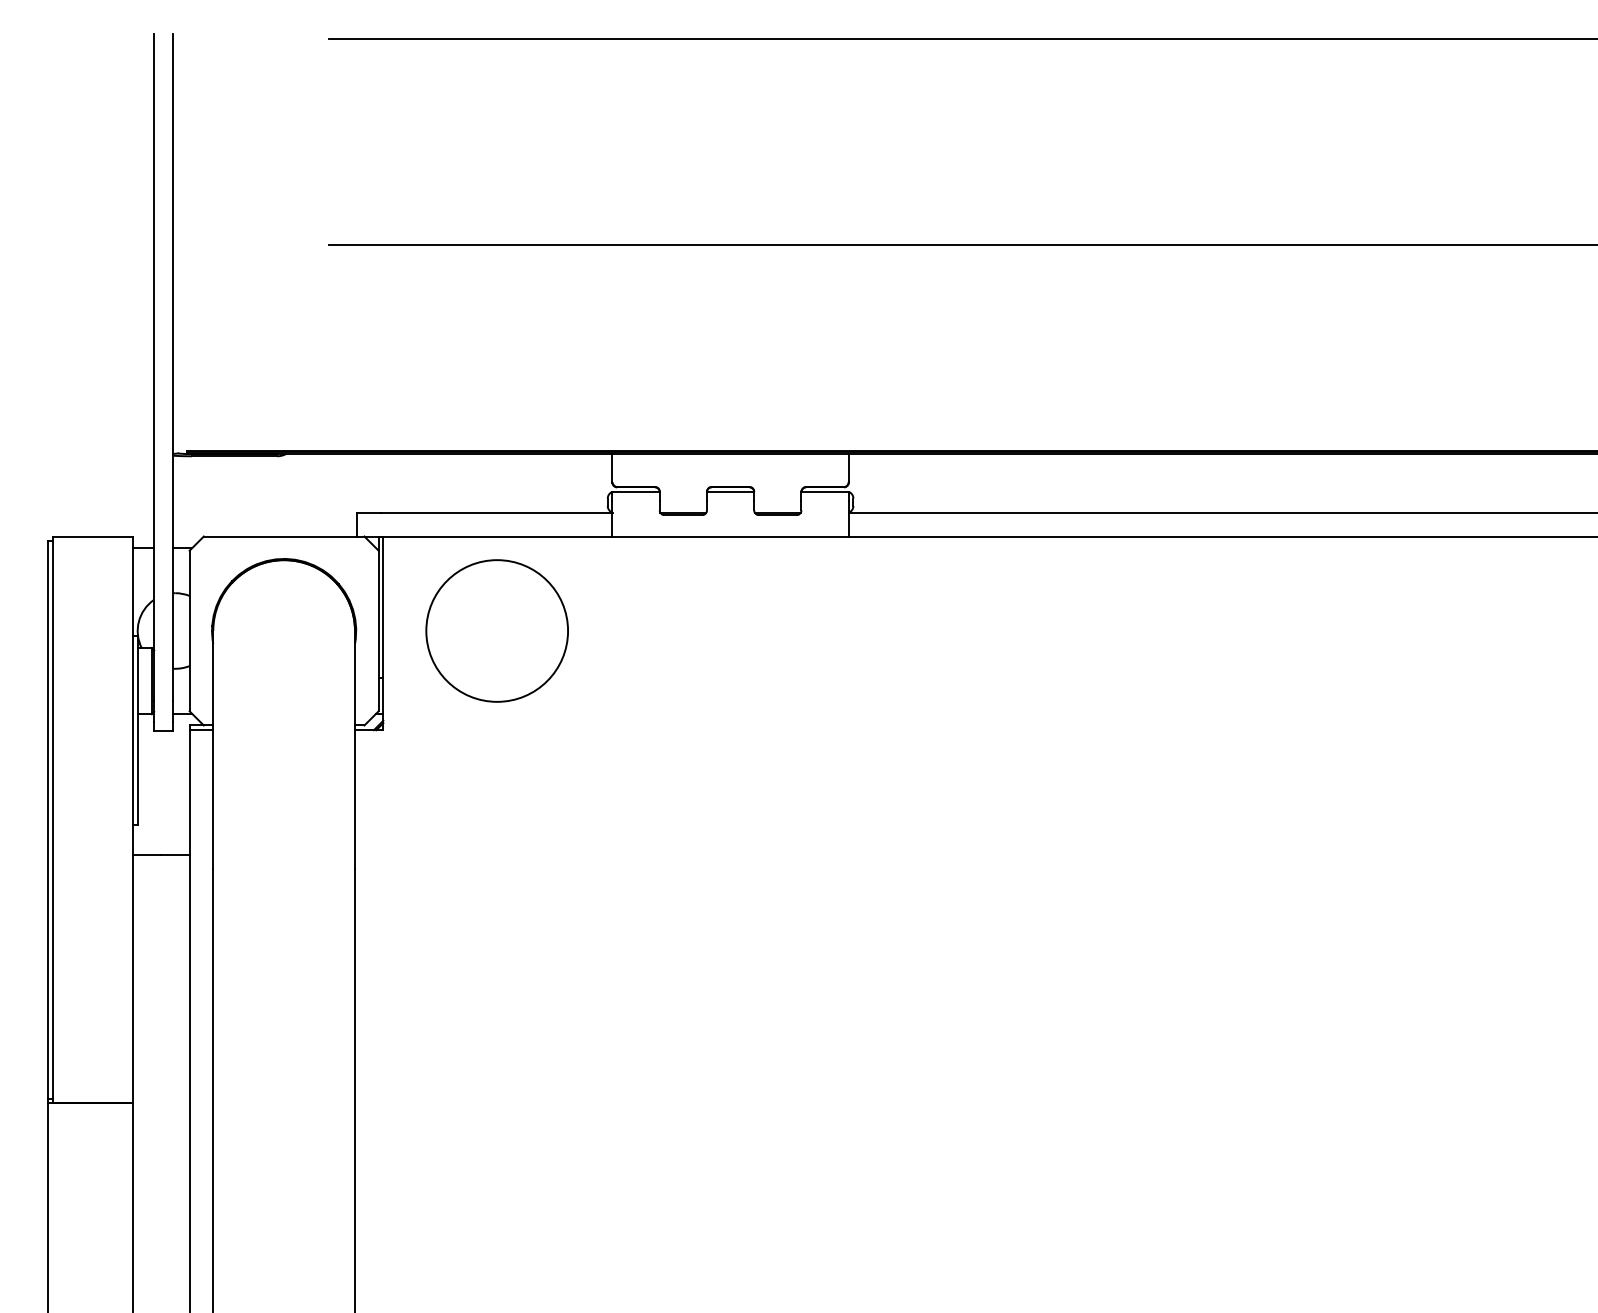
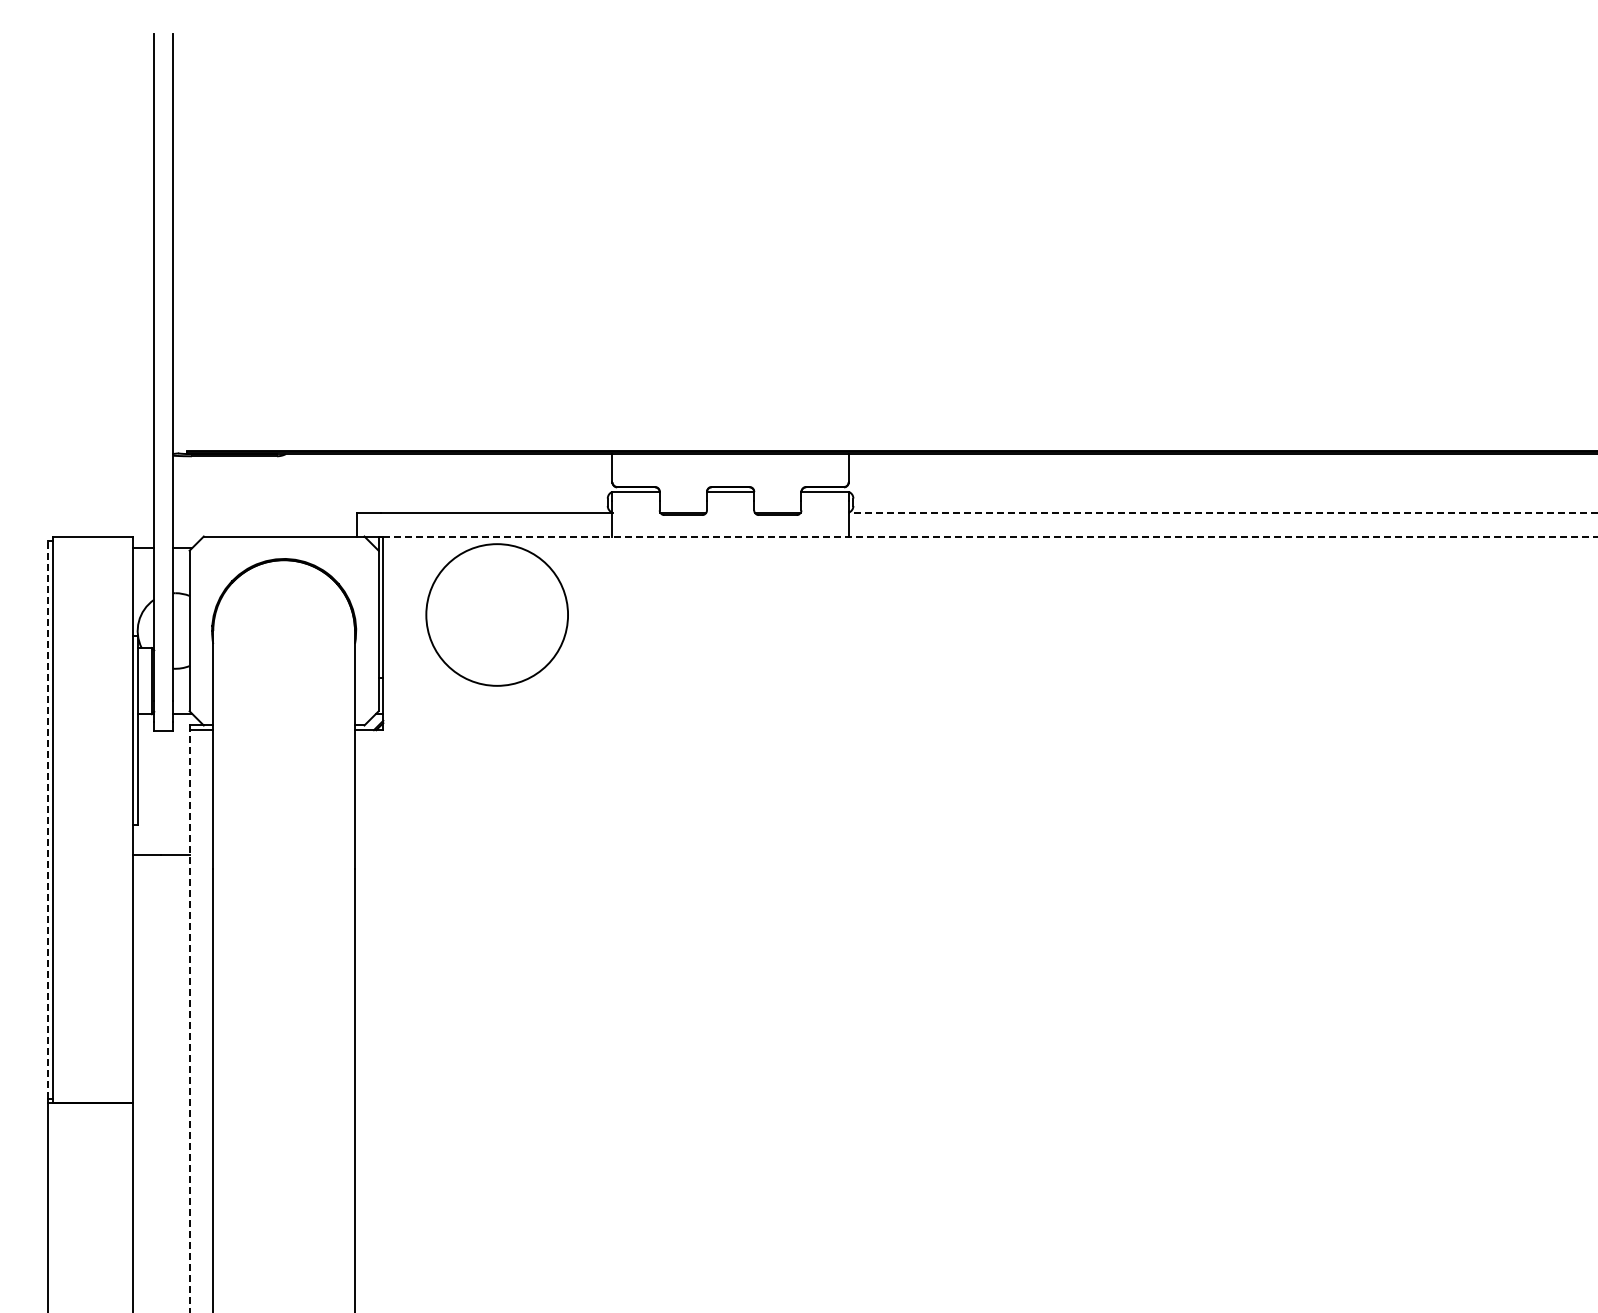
line: present -> none (961, 39)
line: present -> none (961, 245)
line: solid -> dashed (1222, 512)
line: solid -> dashed (990, 536)
circle position: (496, 630) -> (496, 614) (496, 614)
line: solid -> dashed (47, 819)
line: solid -> dashed (189, 1021)
